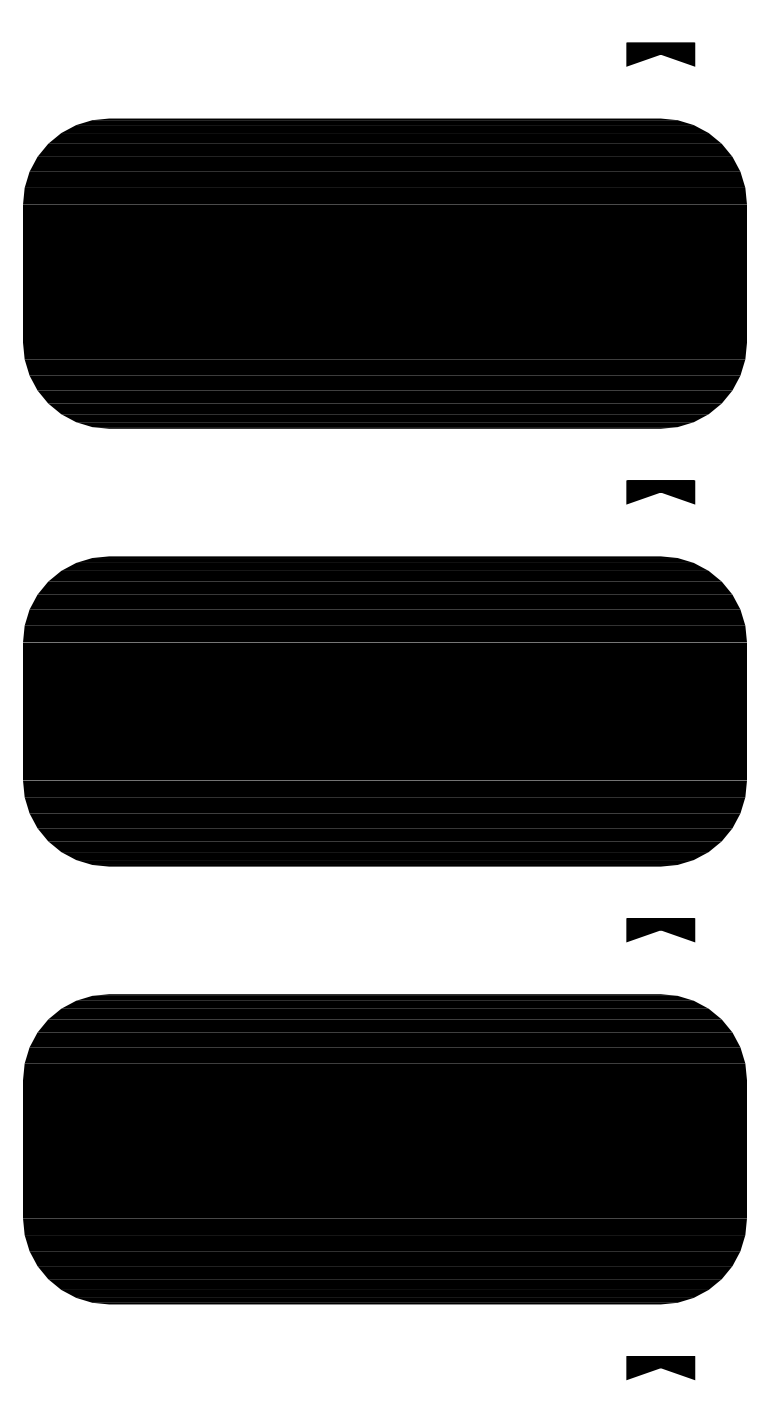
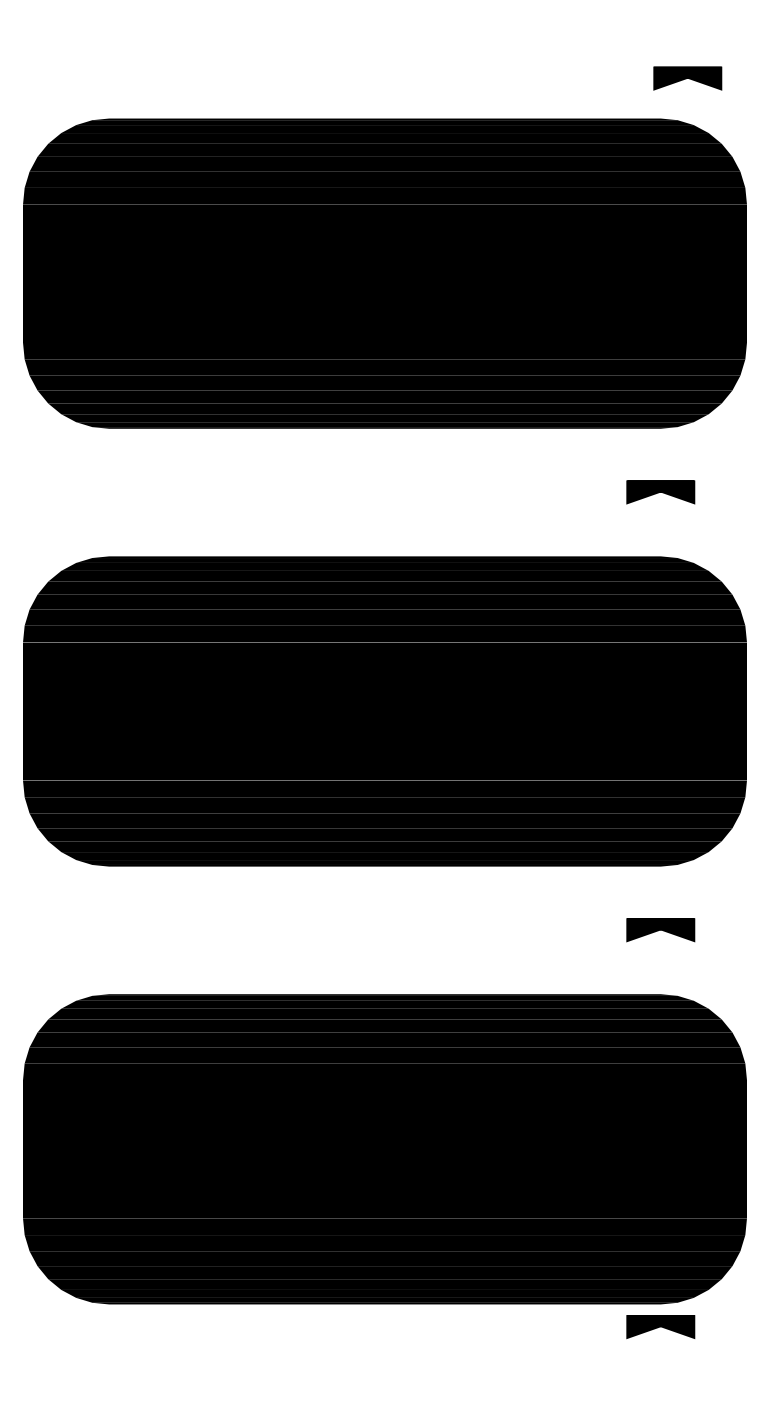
part position: (660, 54) -> (687, 78) (687, 78)
part position: (660, 1368) -> (660, 1327) (660, 1327)
